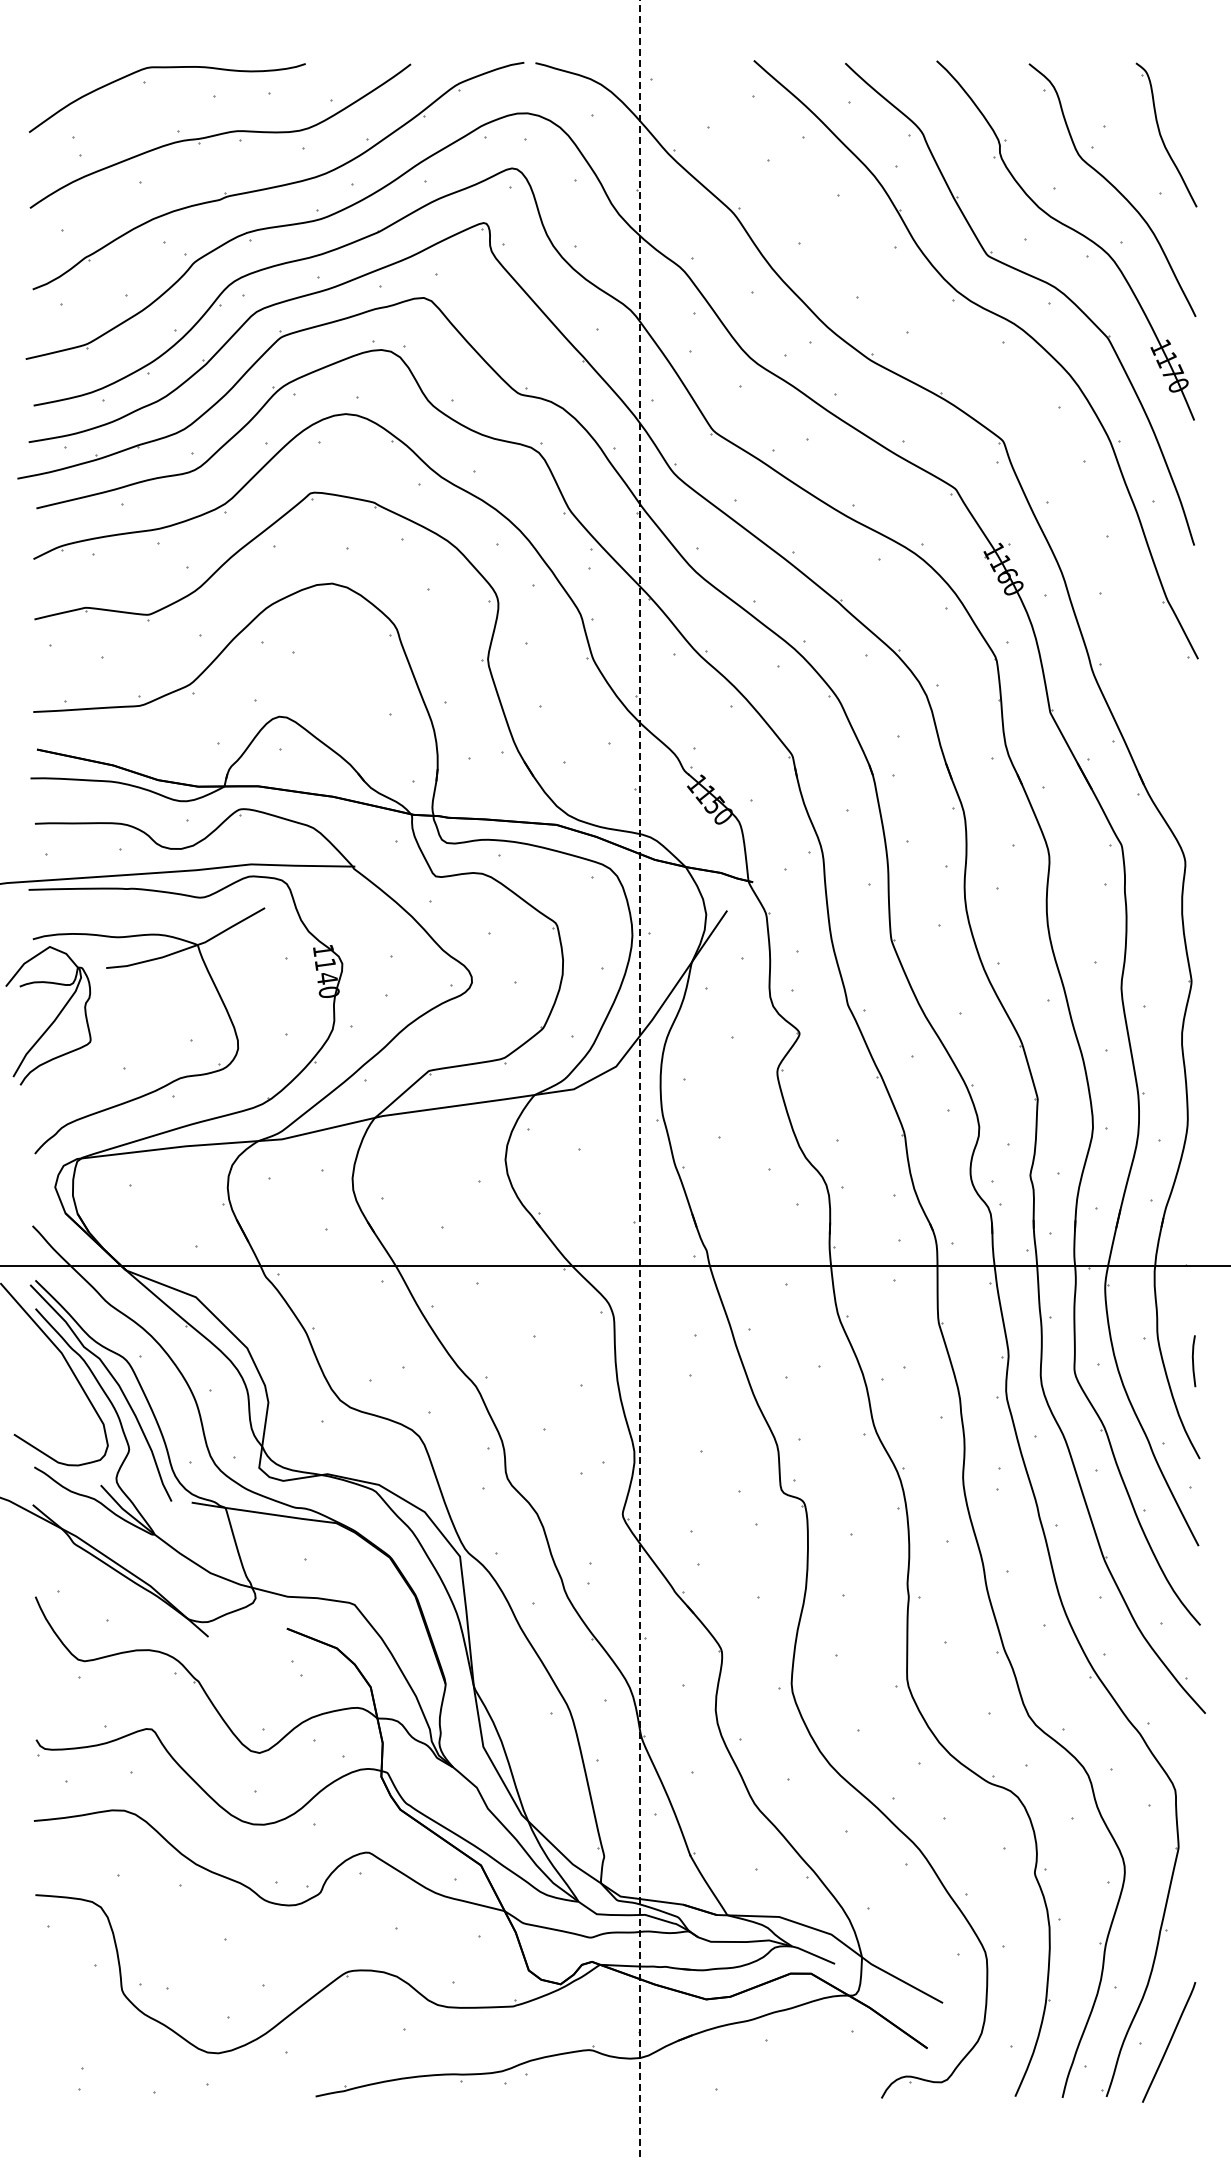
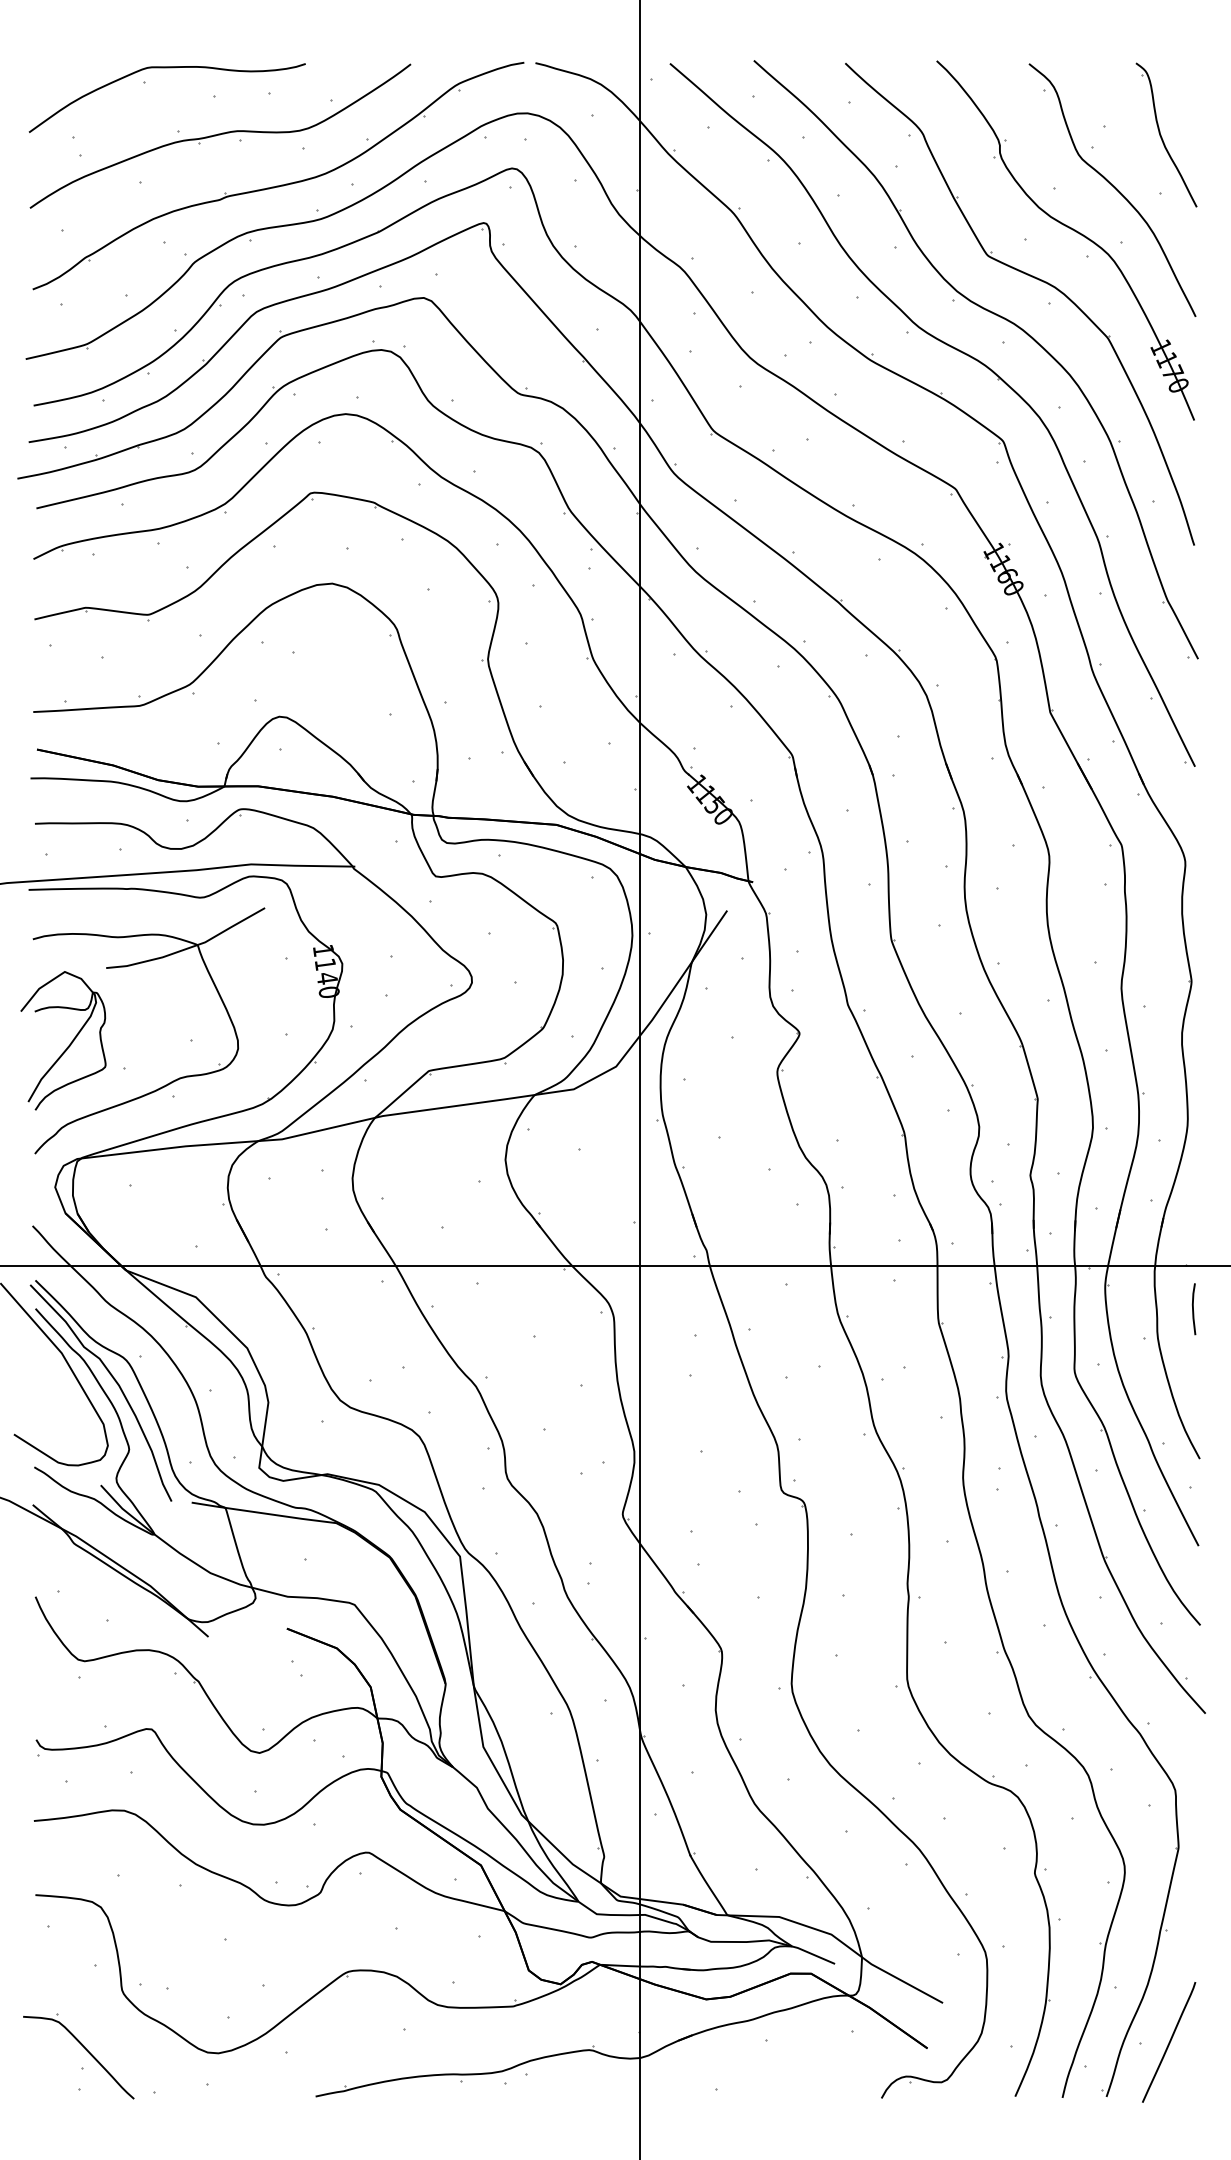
part: none -> present (962, 353)
part position: (53, 1020) -> (68, 1045) (68, 1045)
line: dashed -> solid (640, 1080)
line position: (1193, 1361) -> (1193, 1309) (1193, 1309)
part: none -> present (87, 2052)
